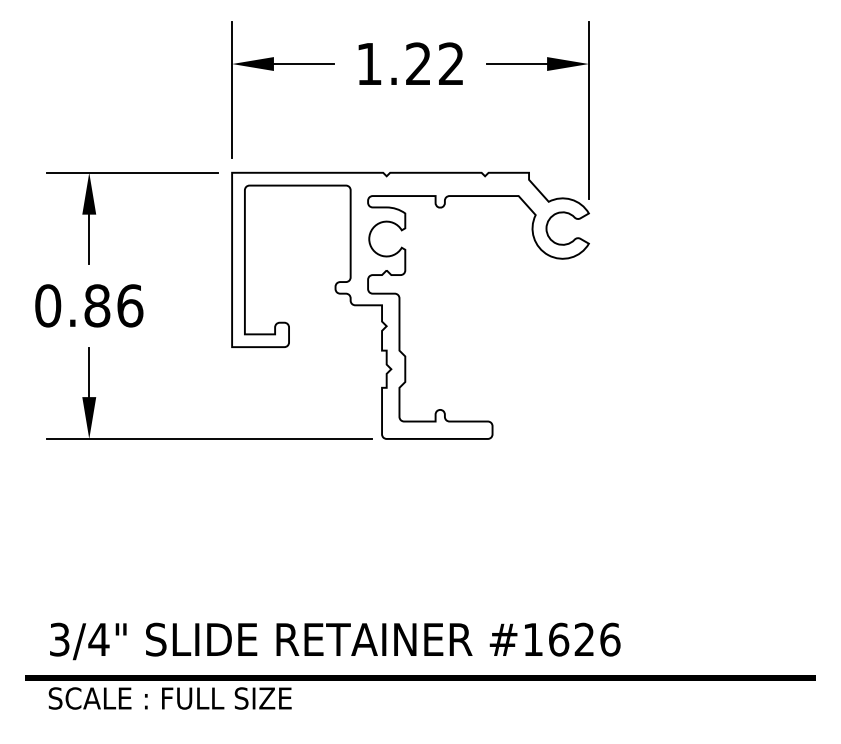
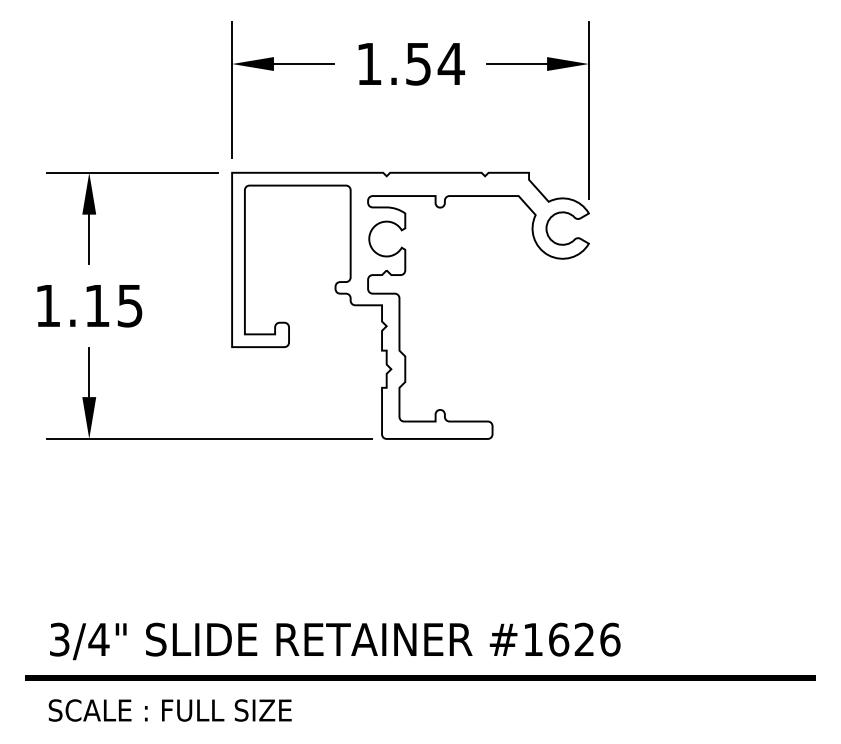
text: 1.22 -> 1.54 (435, 63)
text: 0.86 -> 1.15 (89, 305)
text position: (169, 698) -> (169, 710) (169, 710)
